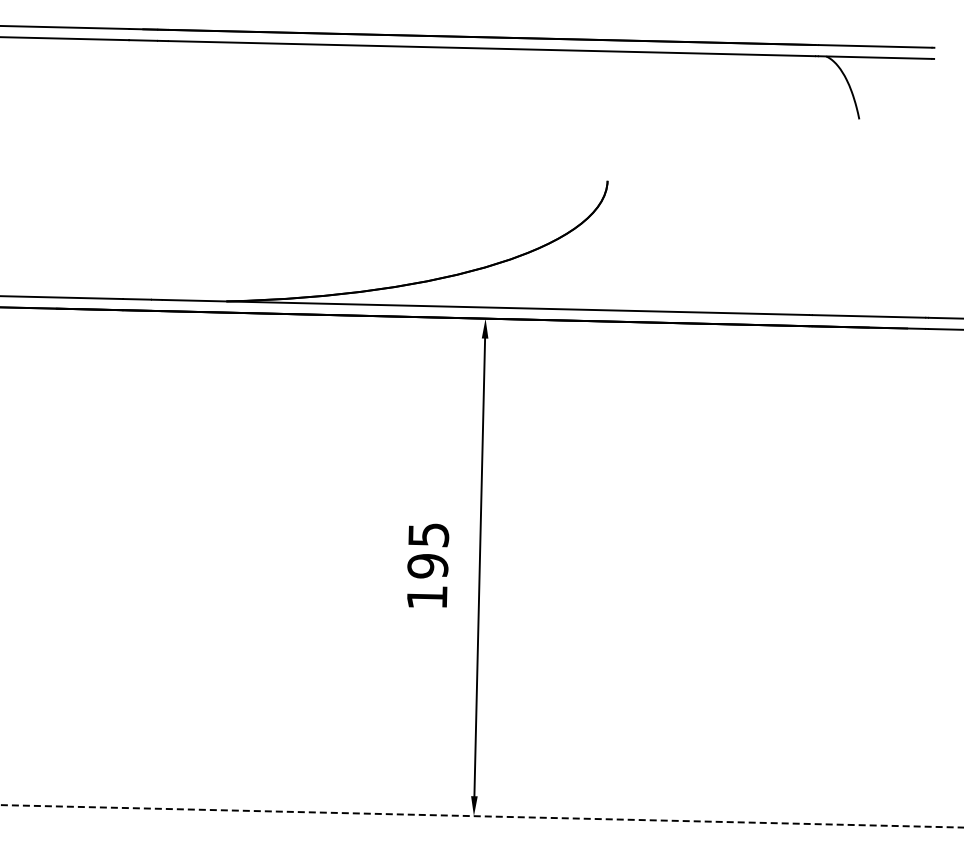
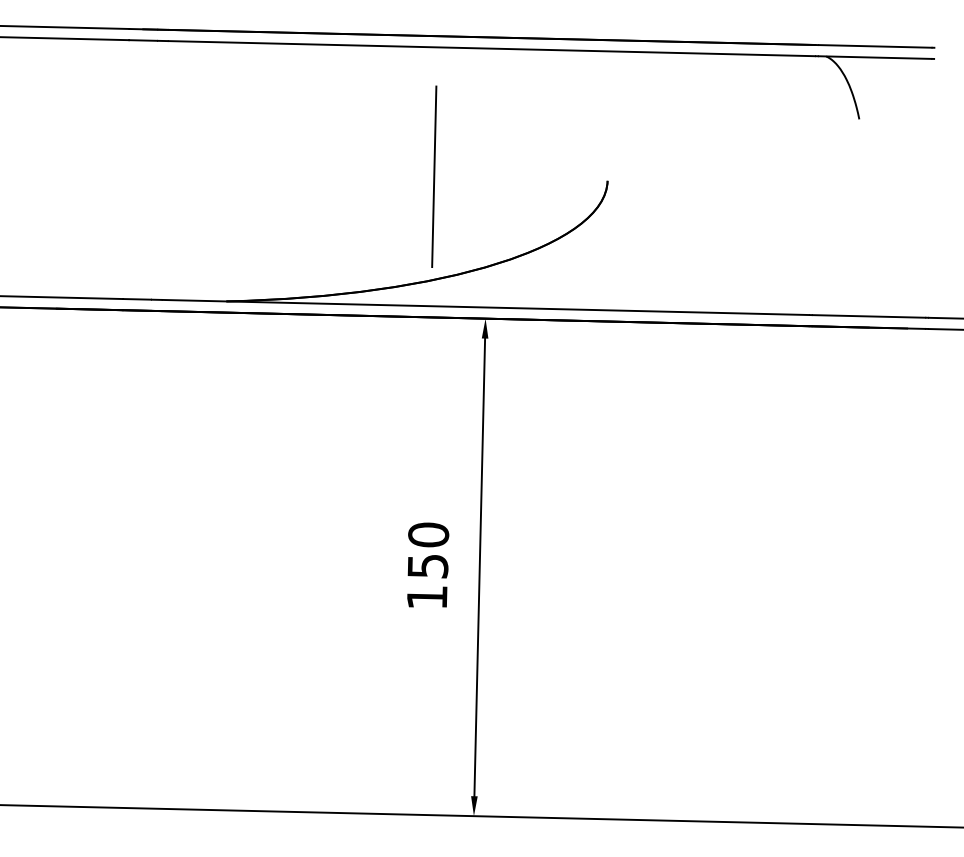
line: none -> present (434, 176)
text: 195 -> 150 (428, 550)
line: dashed -> solid (482, 816)
